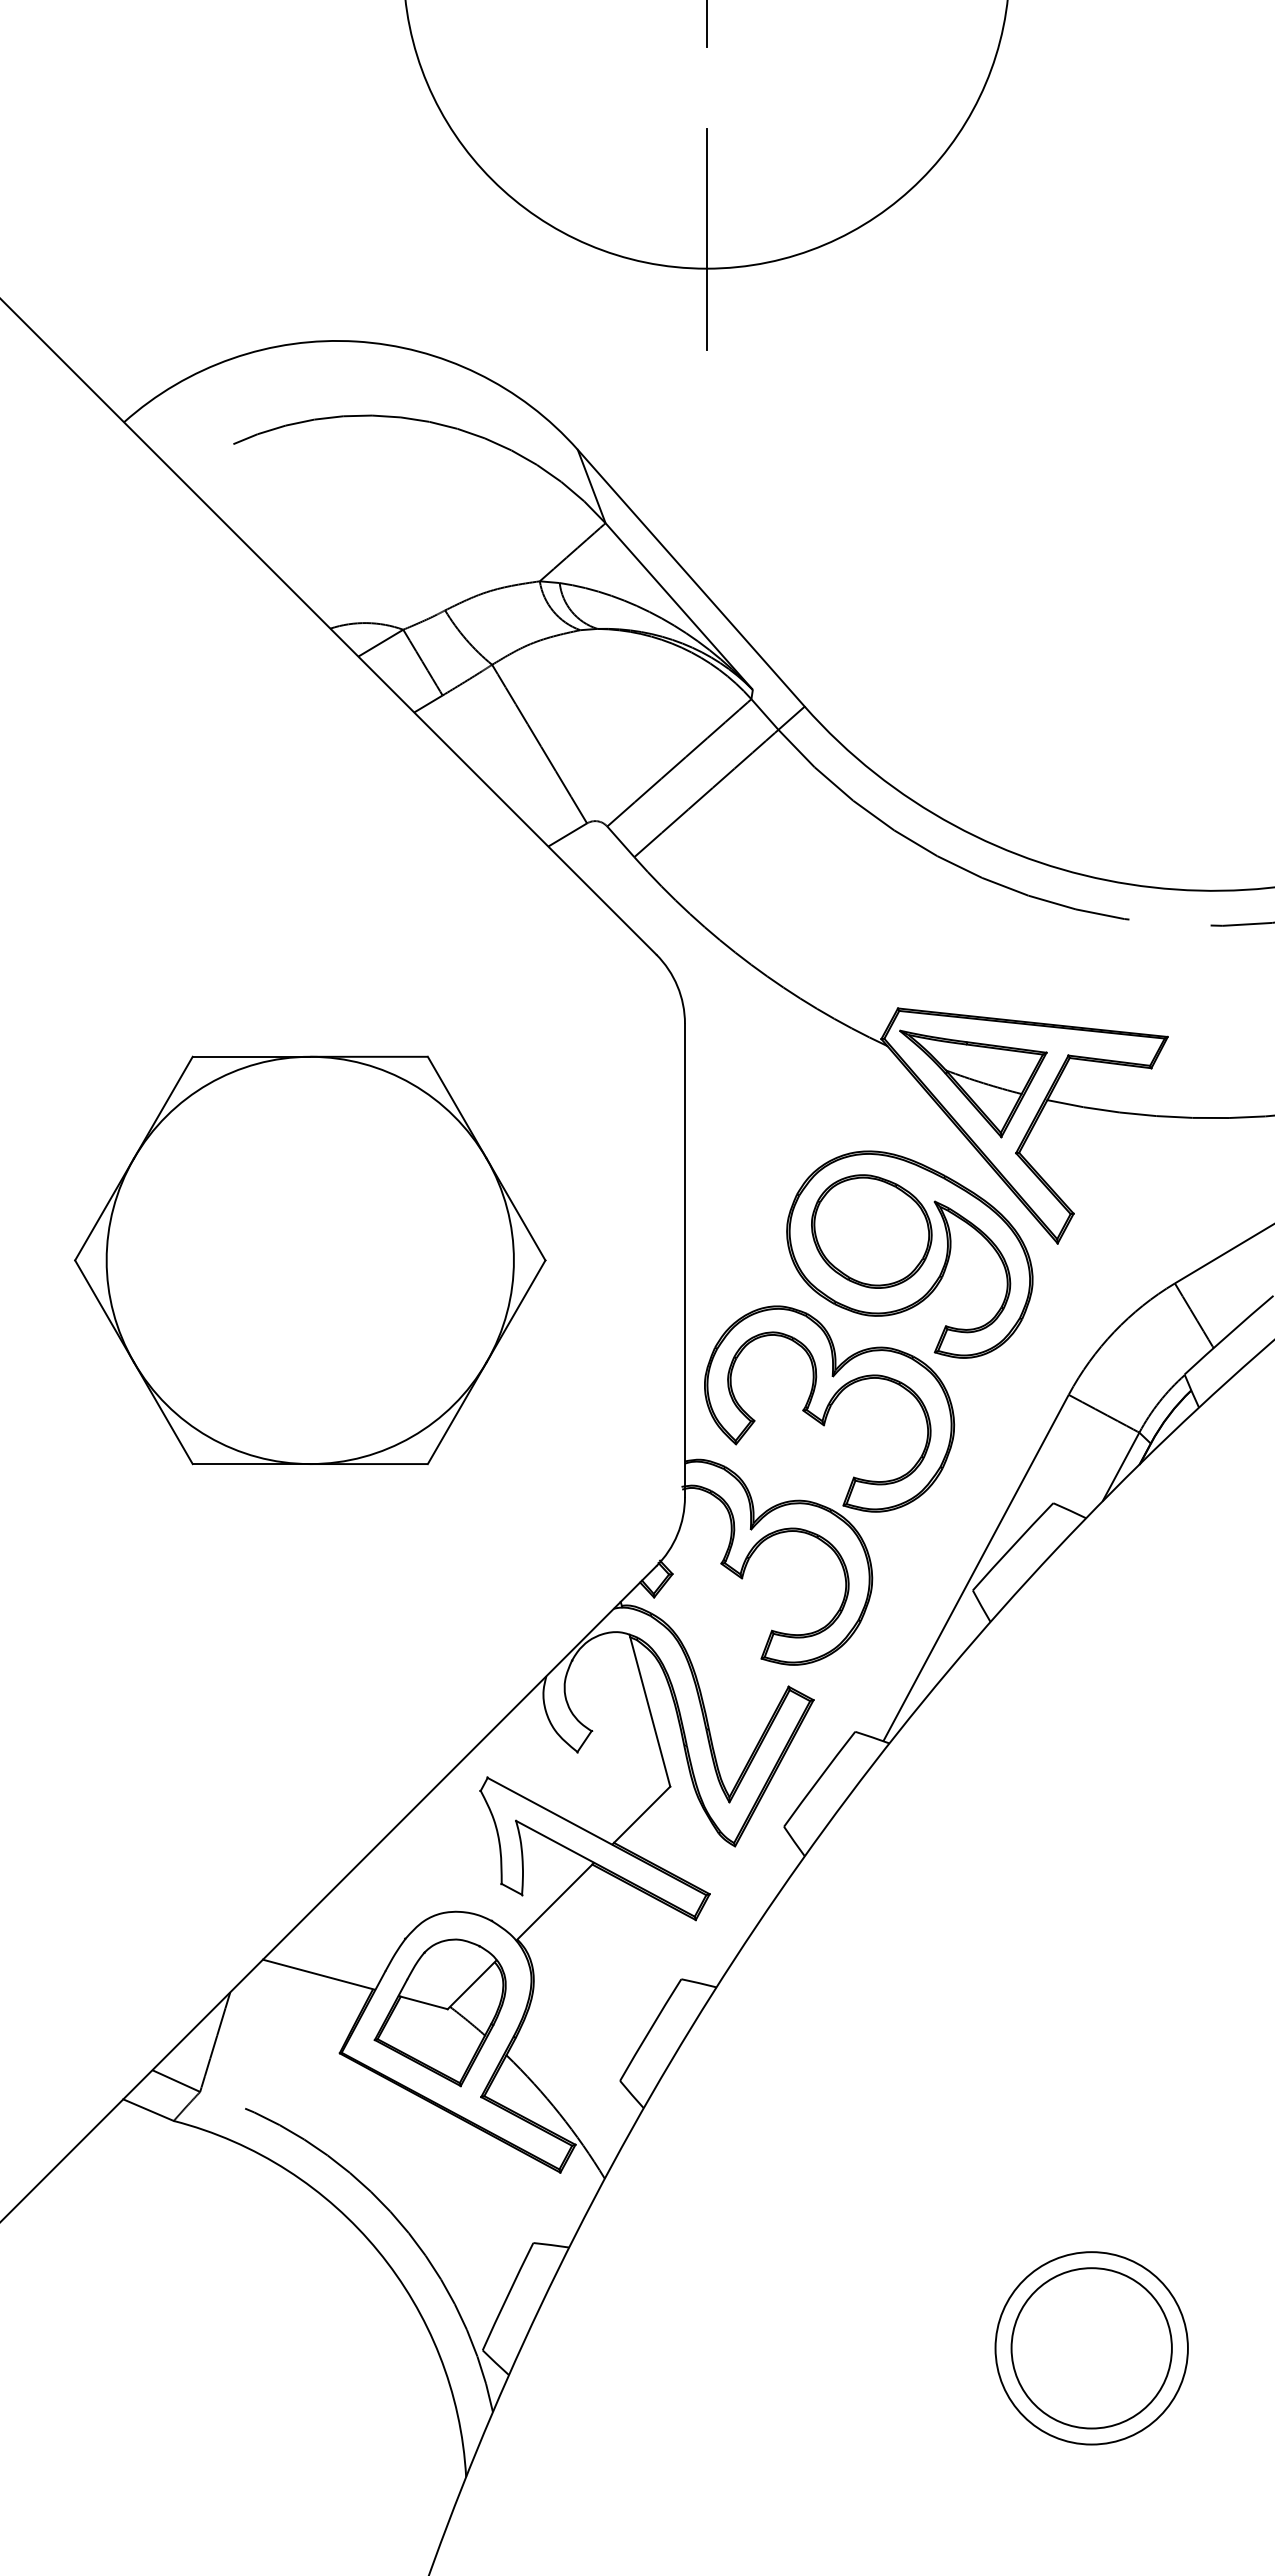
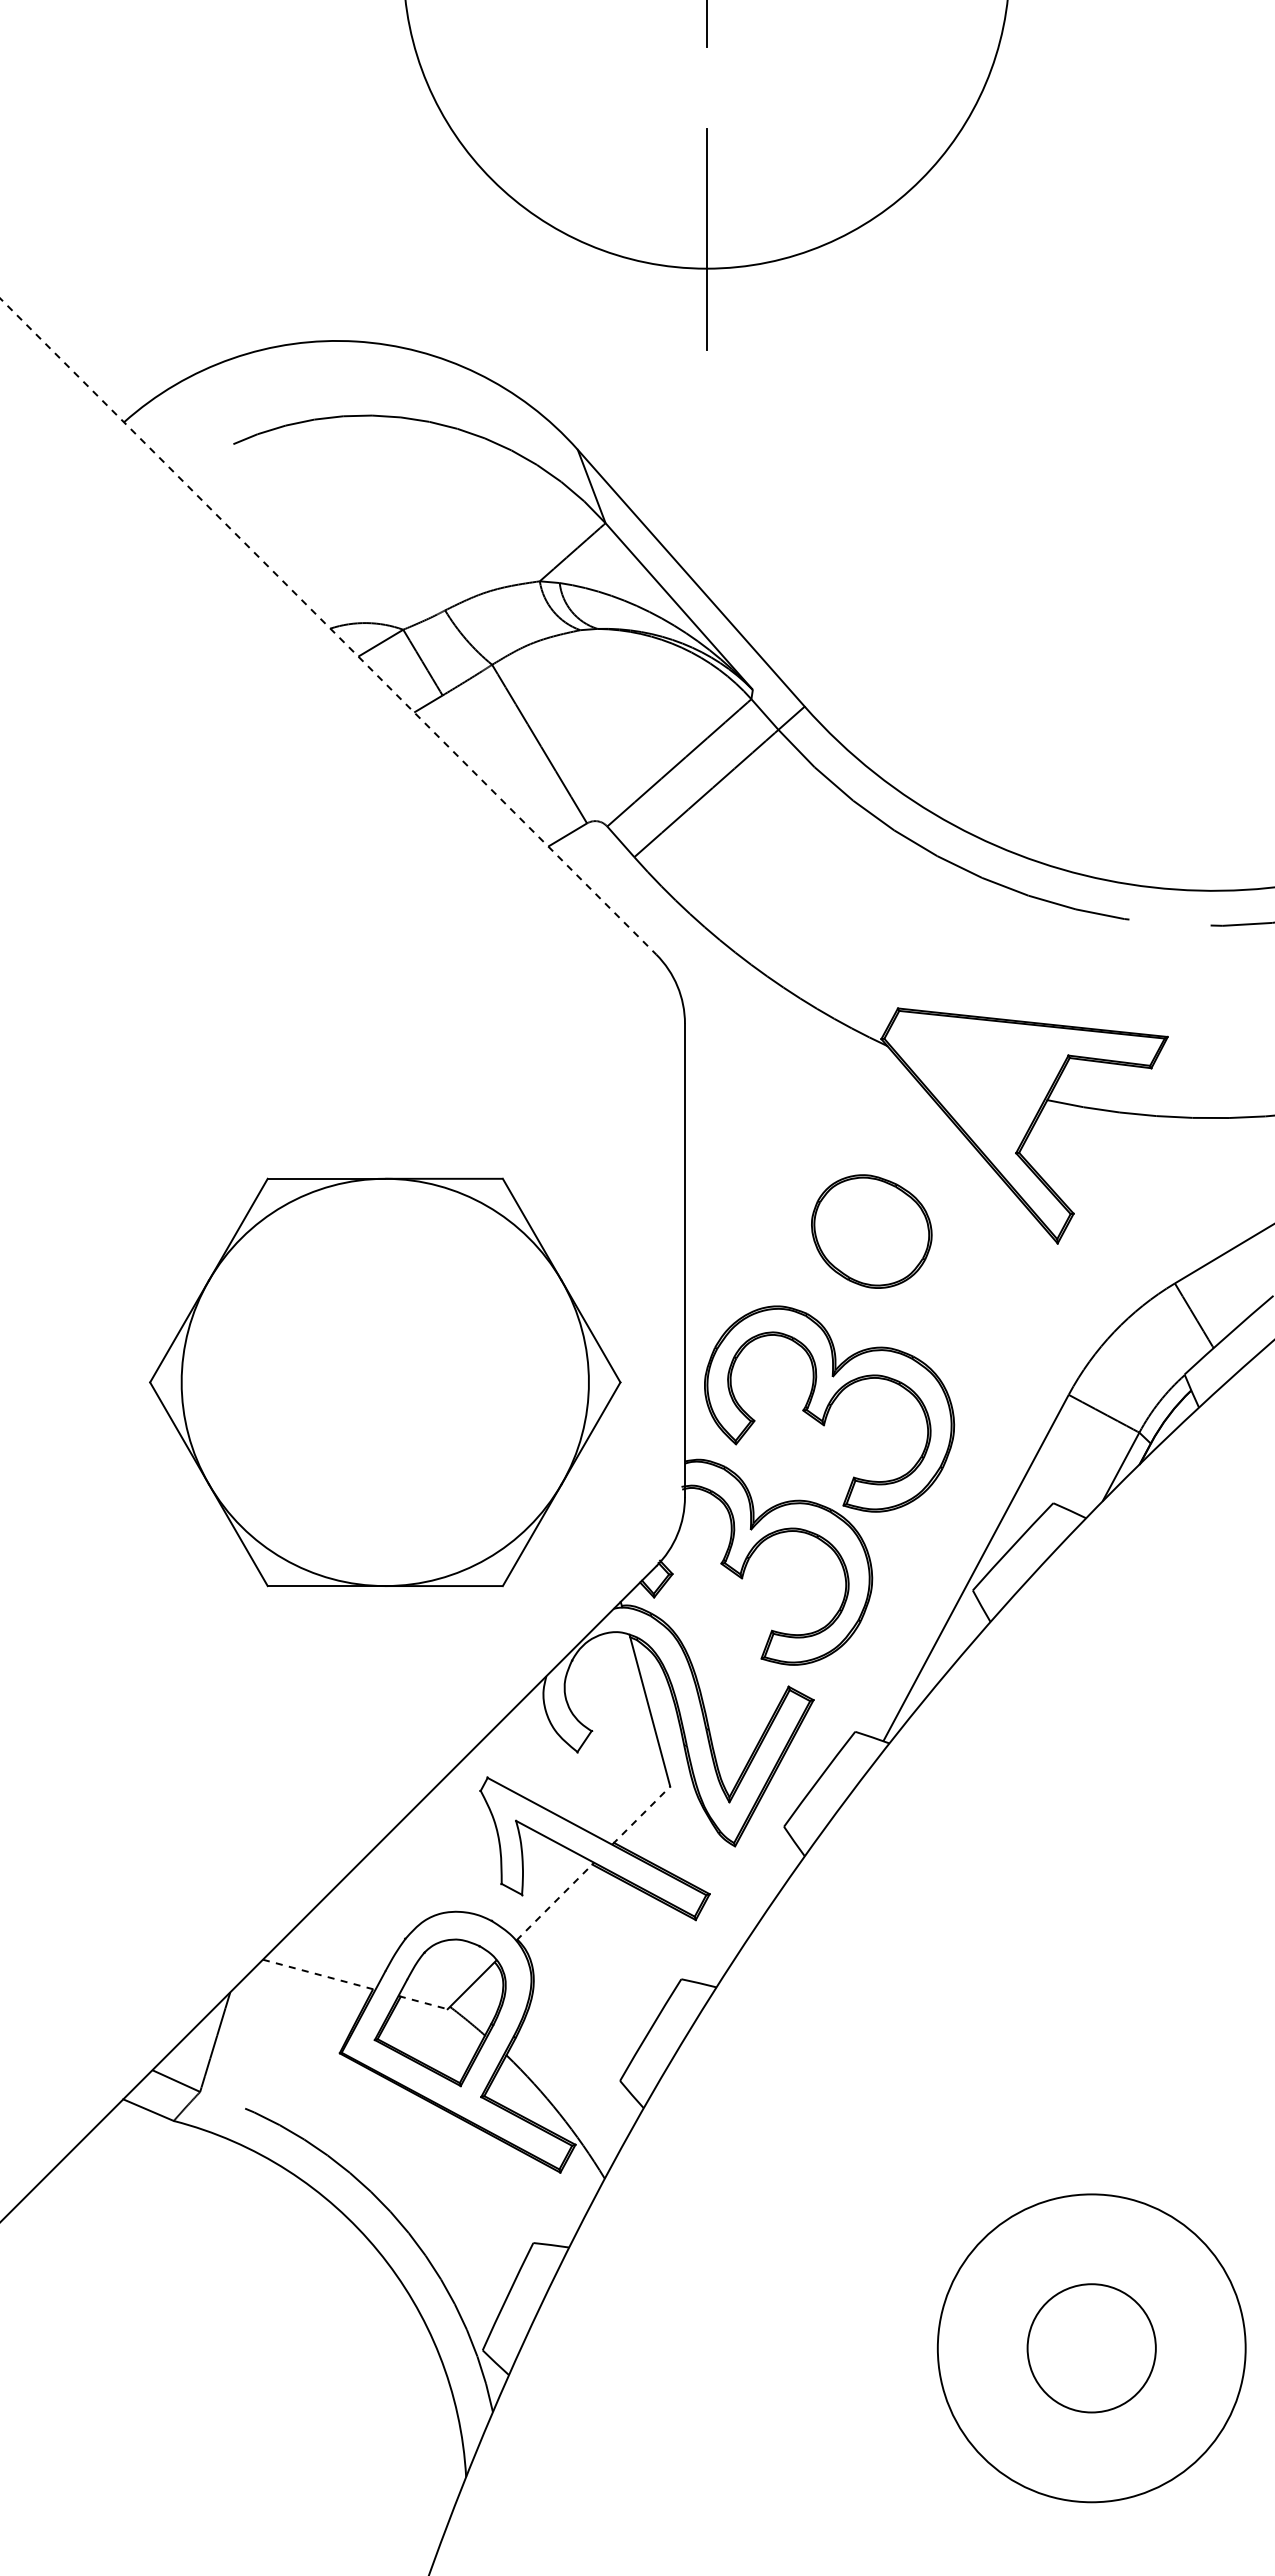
line: solid -> dashed (328, 626)
part: present -> none (973, 1083)
part: present -> none (909, 1254)
part position: (310, 1260) -> (385, 1382) (385, 1382)
line: solid -> dashed (641, 1815)
line: solid -> dashed (555, 1901)
line: solid -> dashed (319, 1974)
line: solid -> dashed (423, 2002)
circle diameter: 160 px -> 128 px (1091, 2348)
circle diameter: 192 px -> 308 px (1091, 2348)
